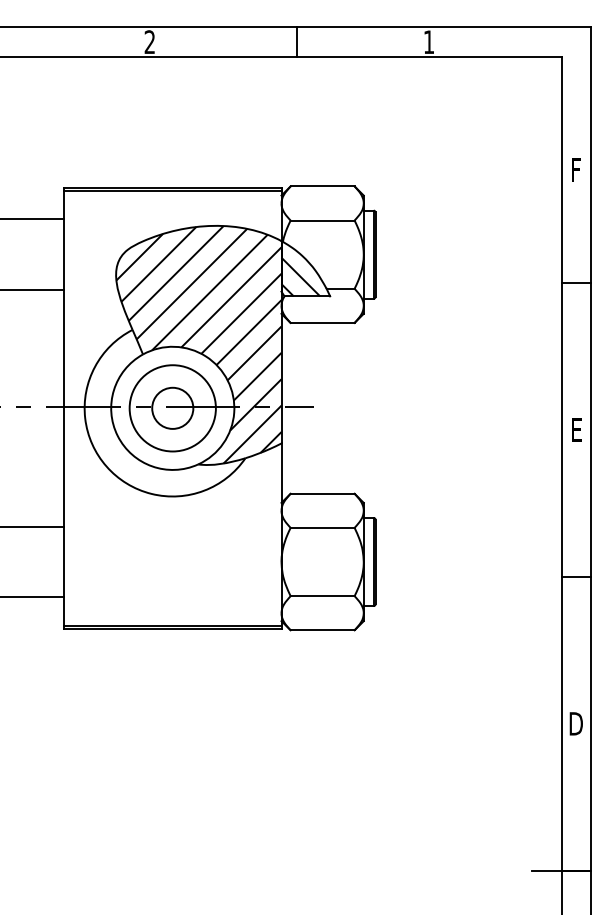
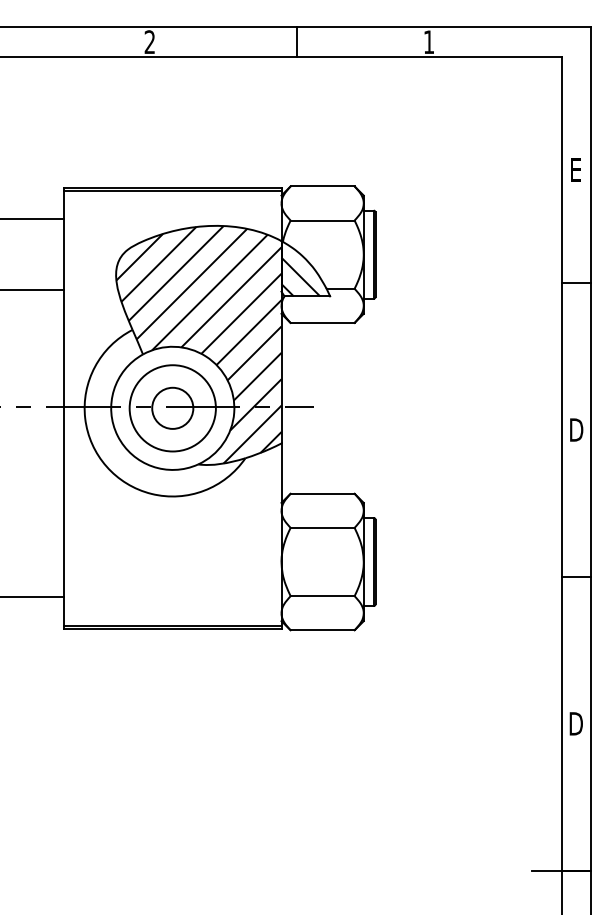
text: F -> E (575, 169)
text: E -> D (576, 429)
line: present -> none (33, 526)
